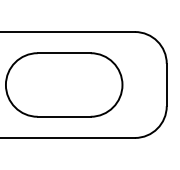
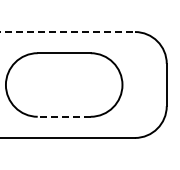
line: solid -> dashed (67, 32)
line: solid -> dashed (63, 116)
